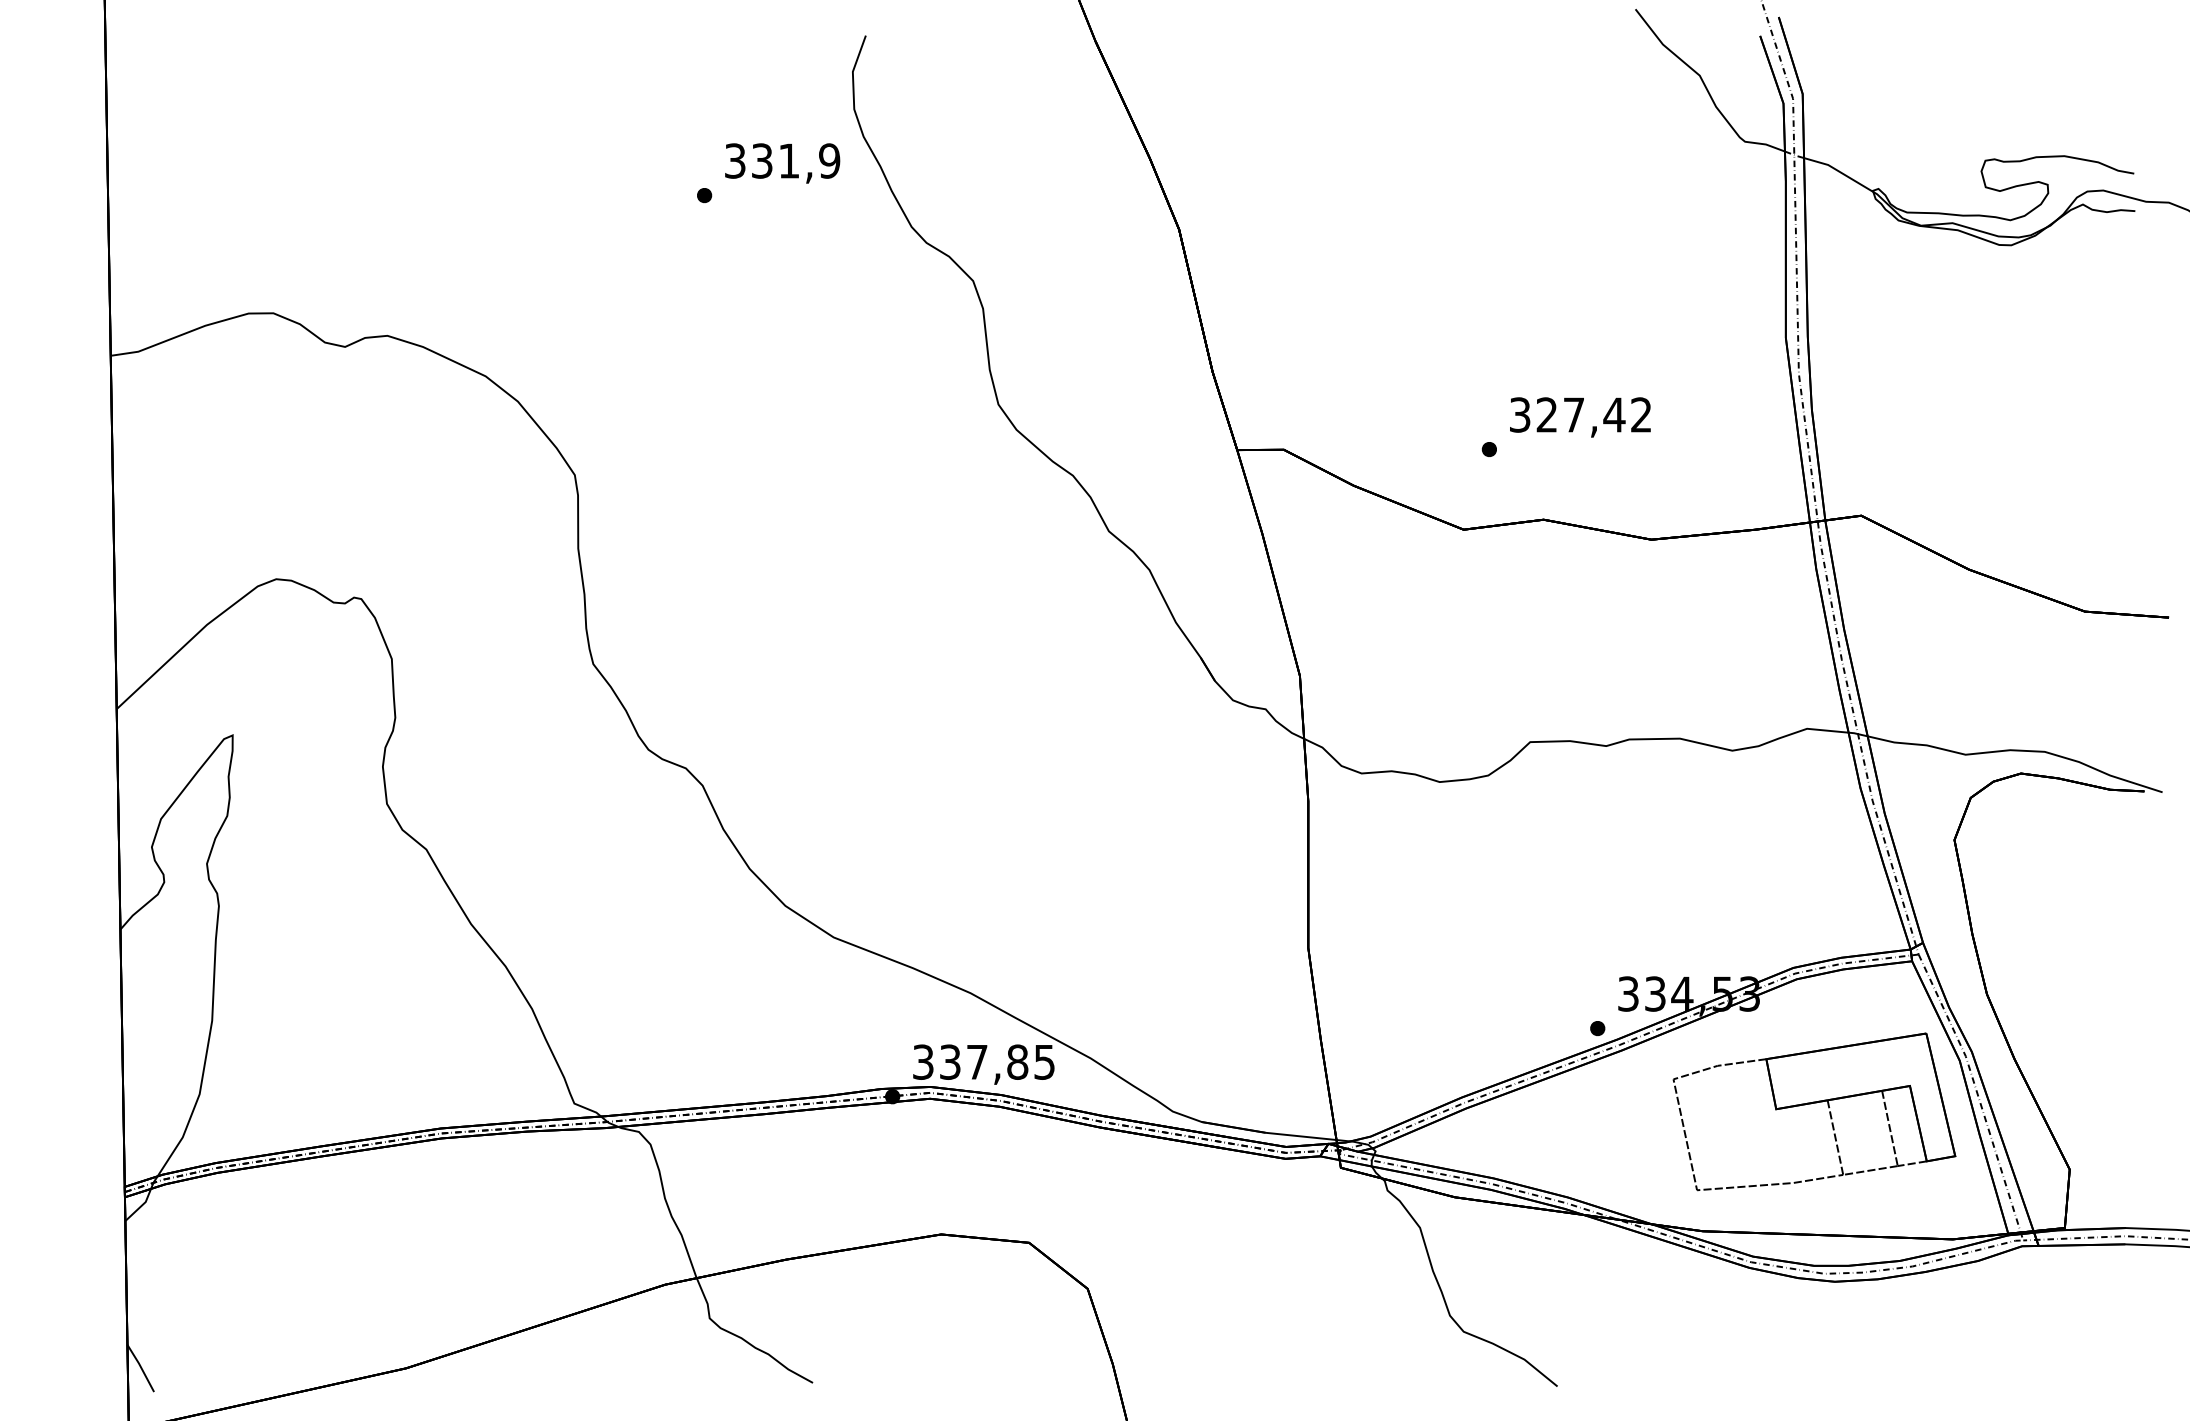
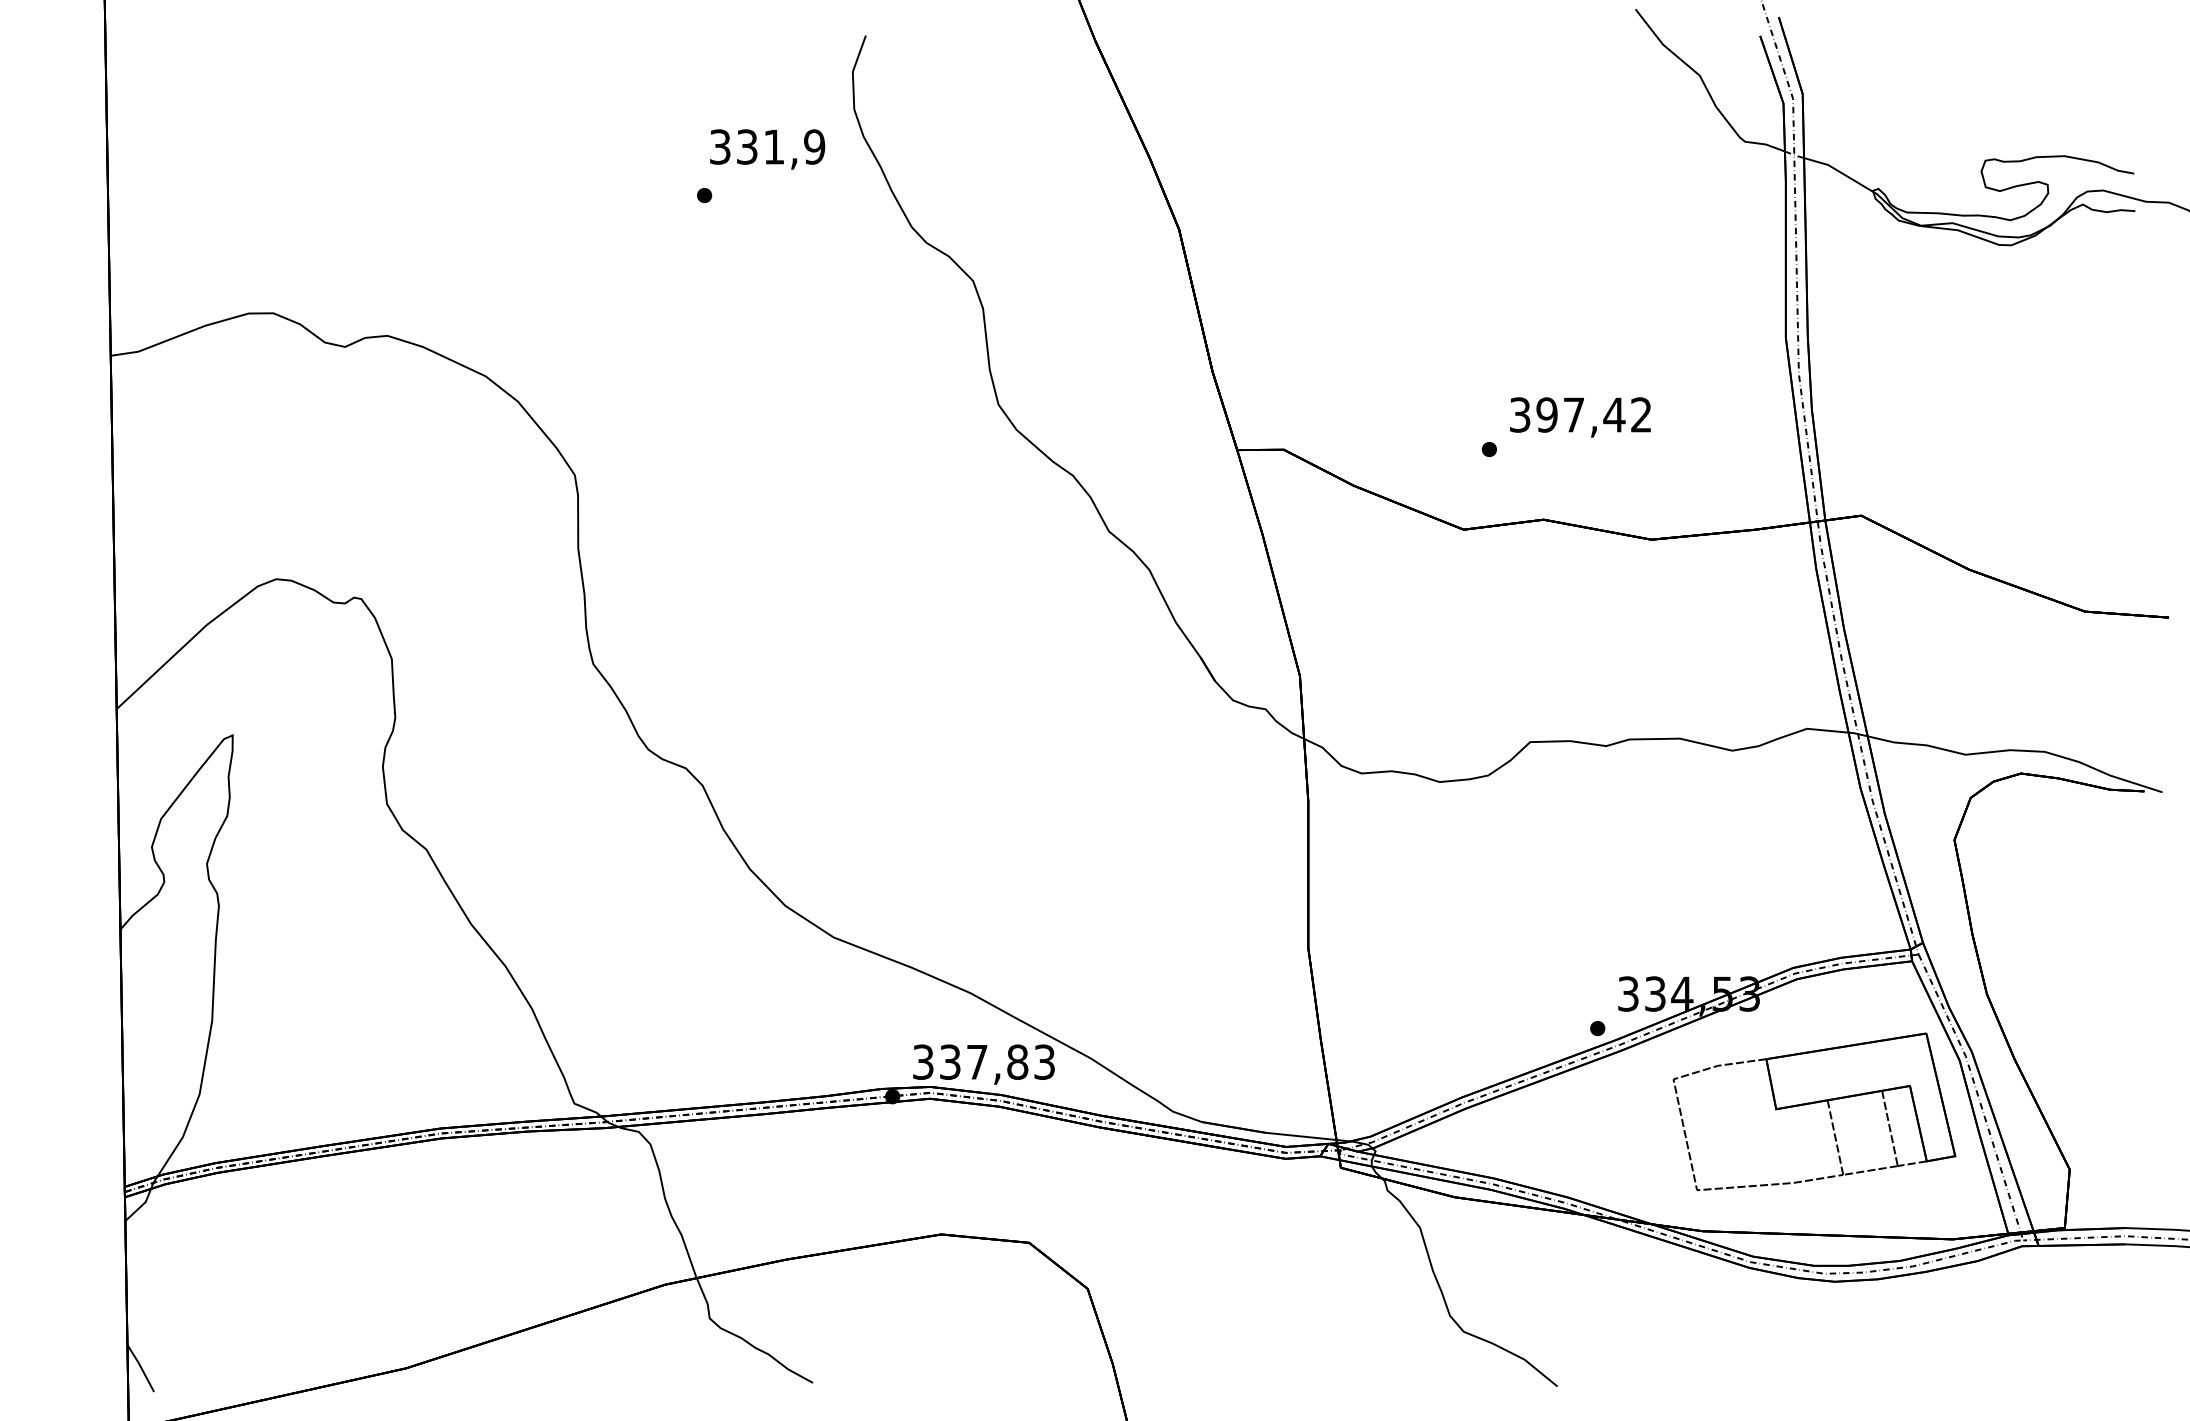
text position: (782, 163) -> (767, 149) (767, 149)
text: 327,42 -> 397,42 (1546, 414)
text: 337,85 -> 337,83 (1044, 1061)
